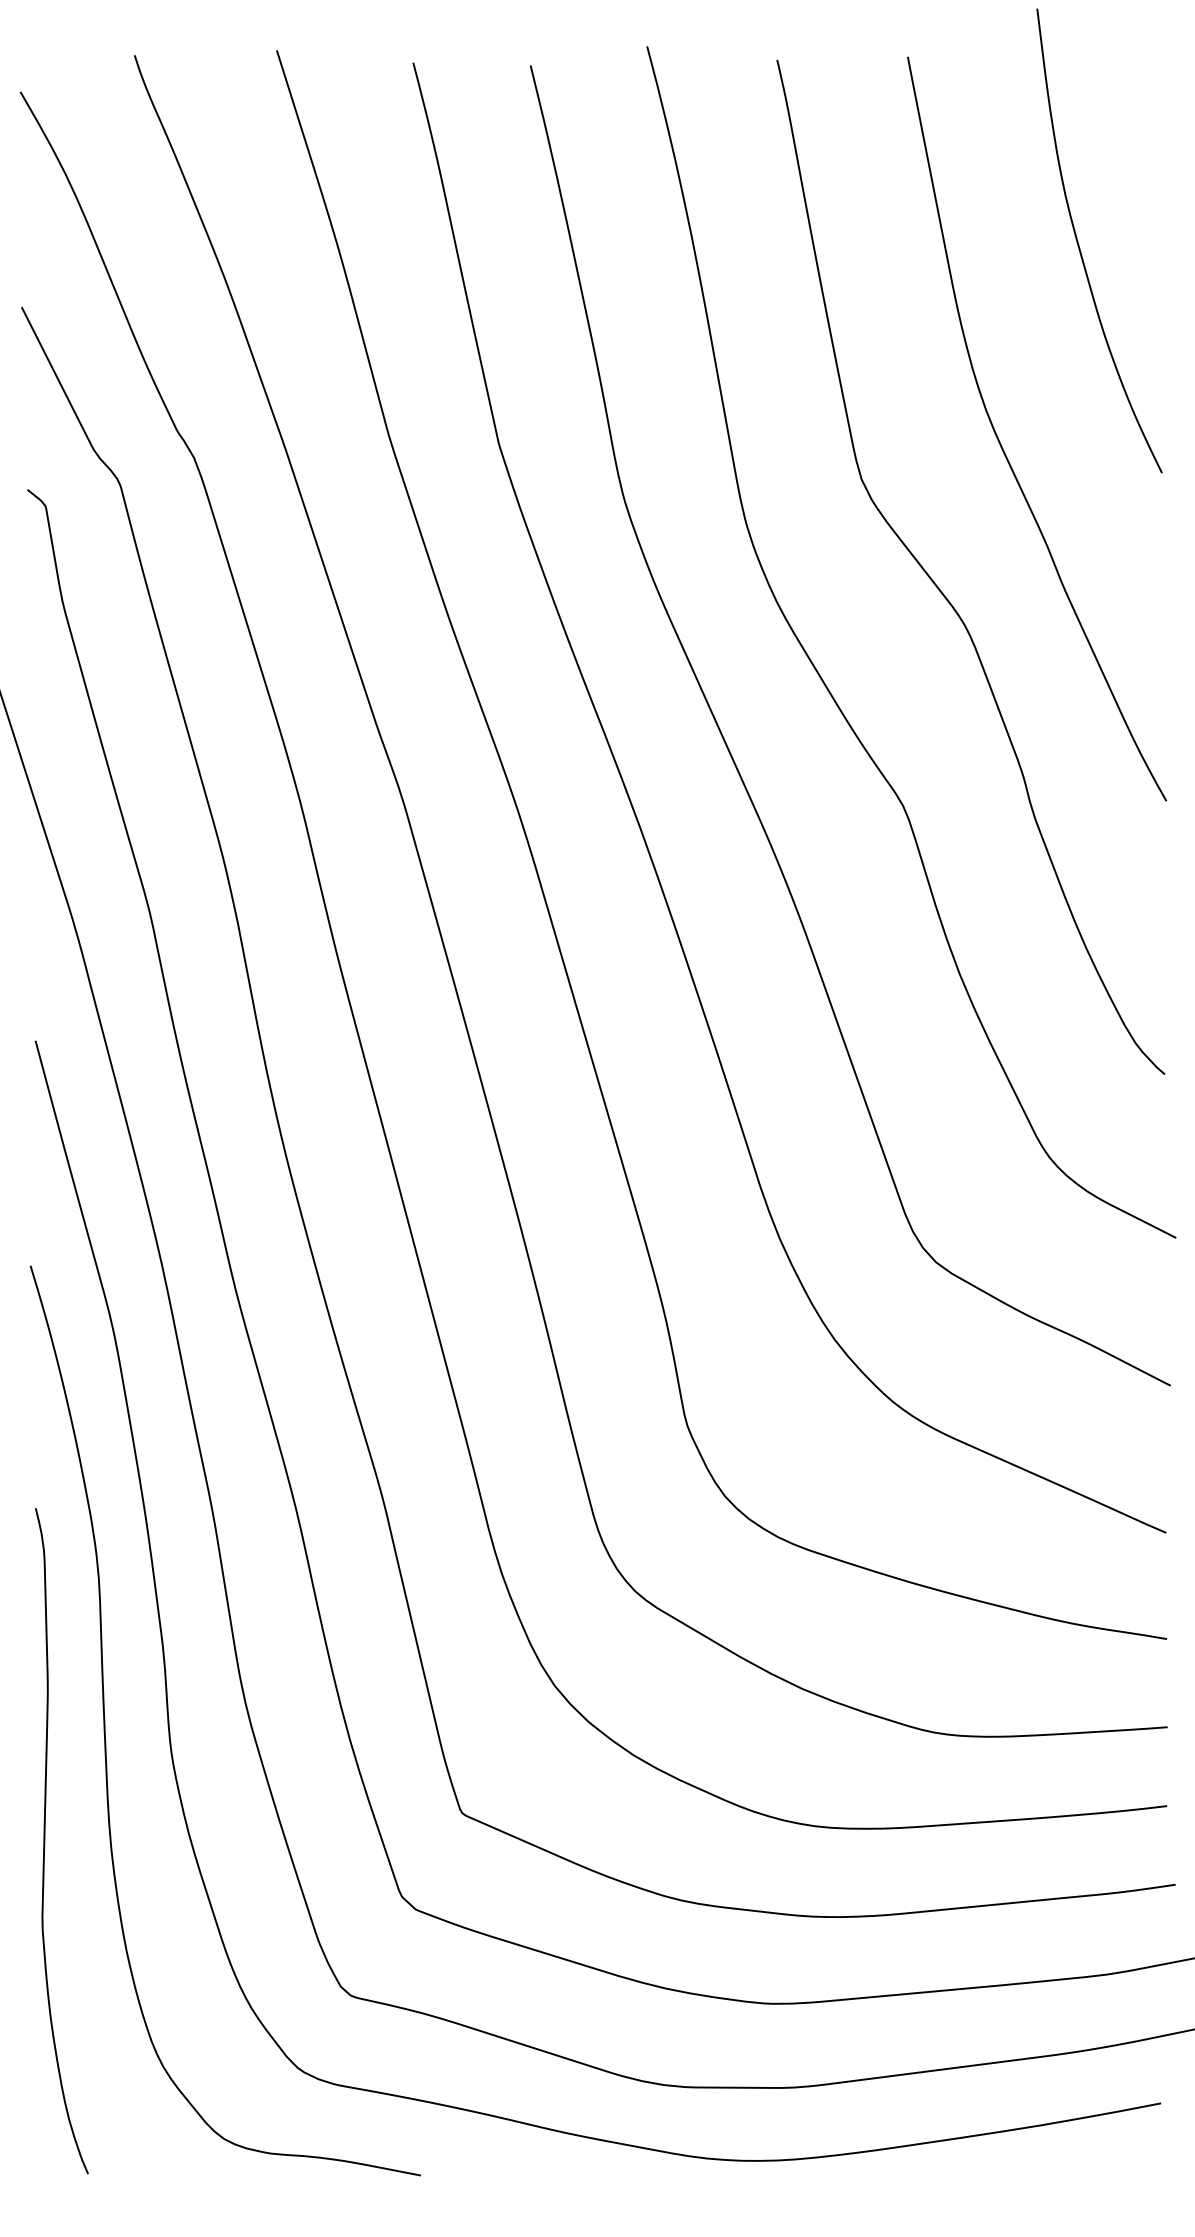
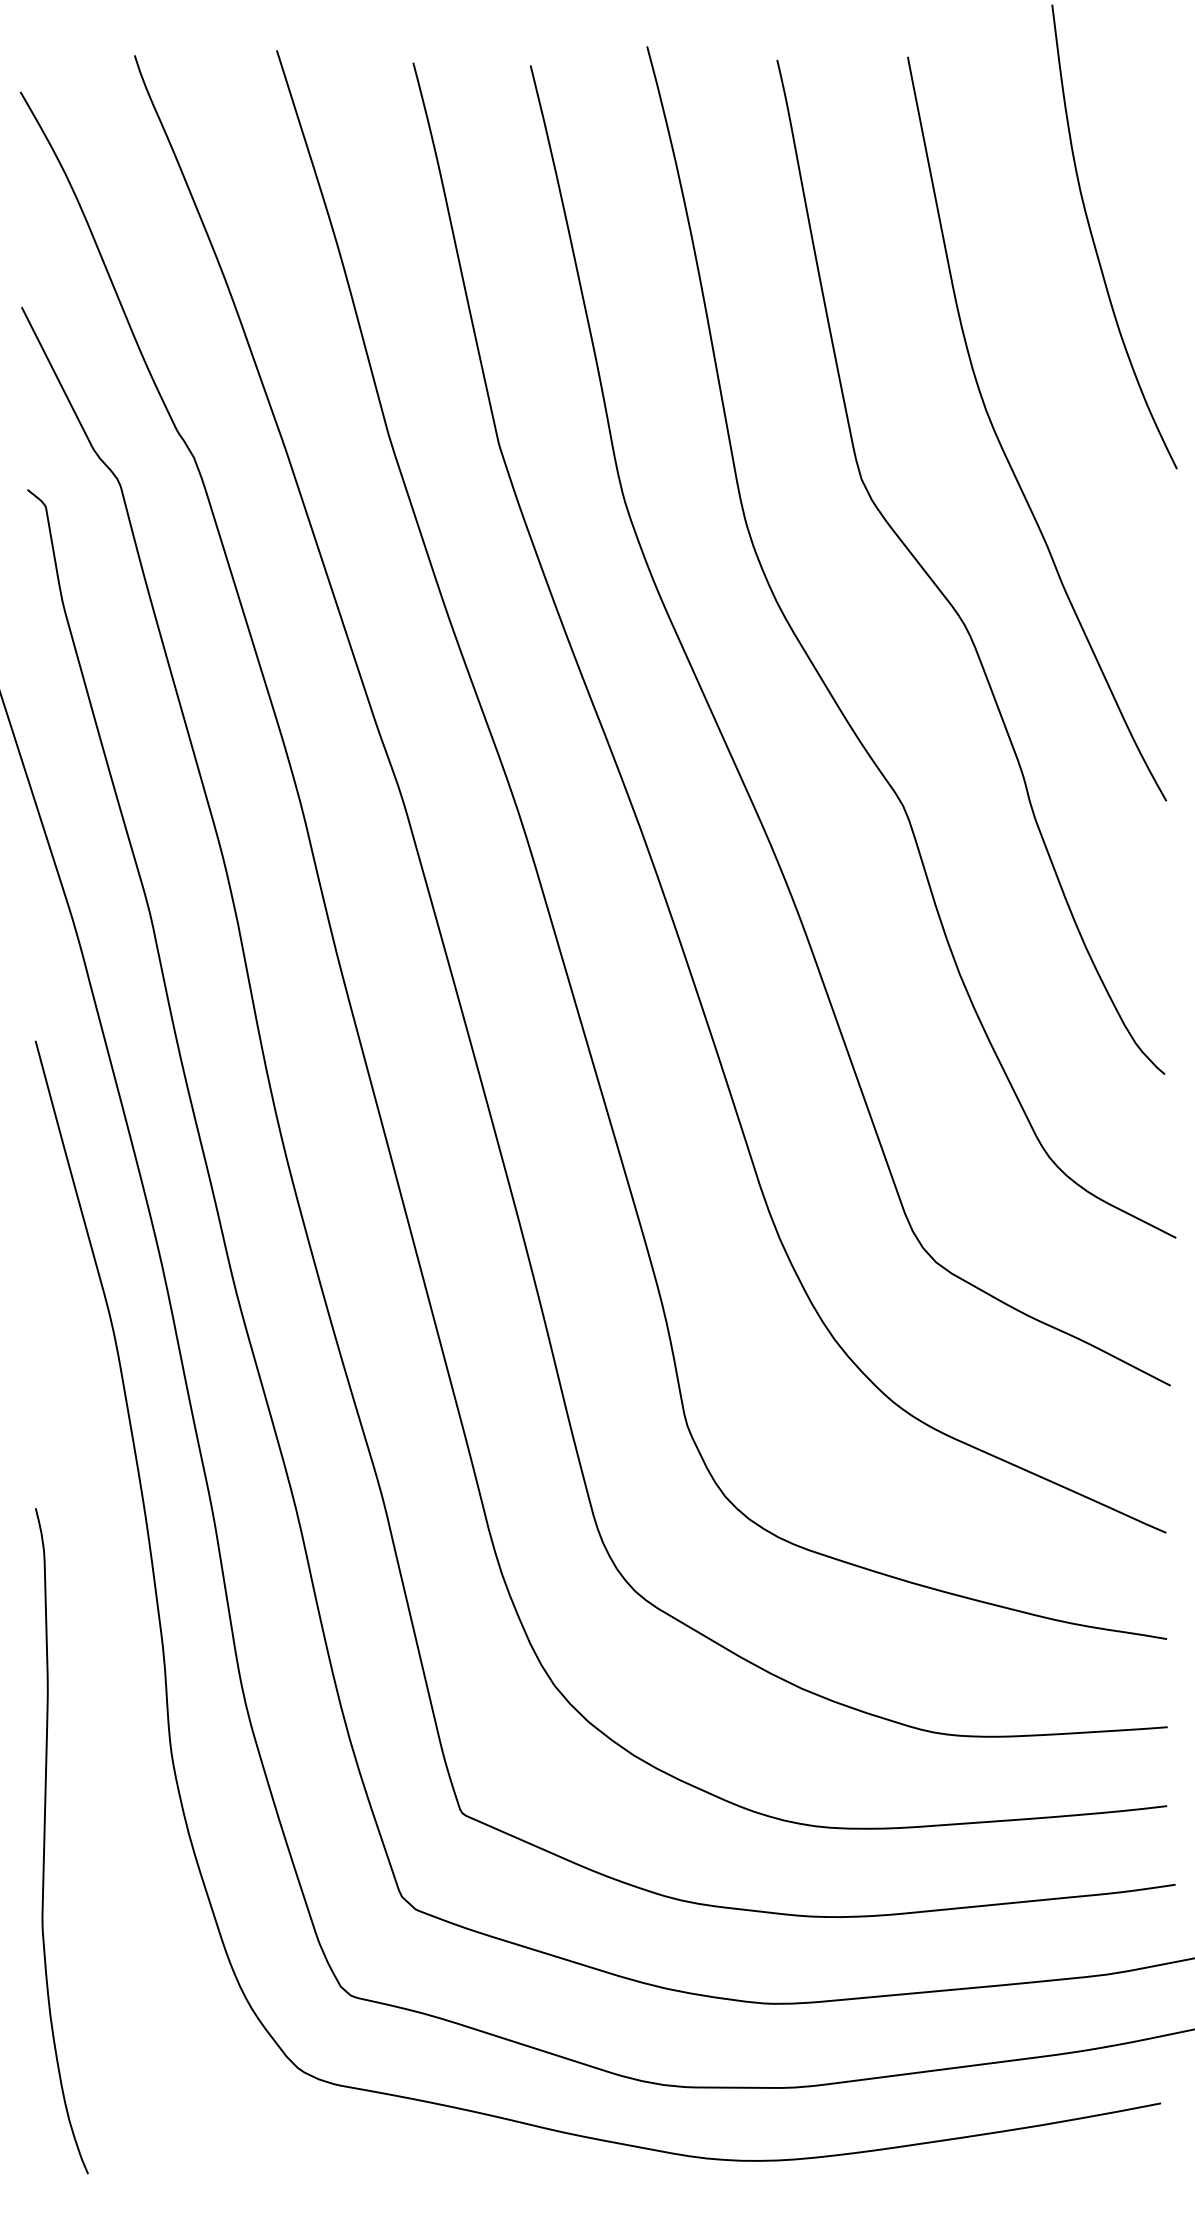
curve position: (1079, 244) -> (1094, 240) (1094, 240)
curve: present -> none (105, 1720)
